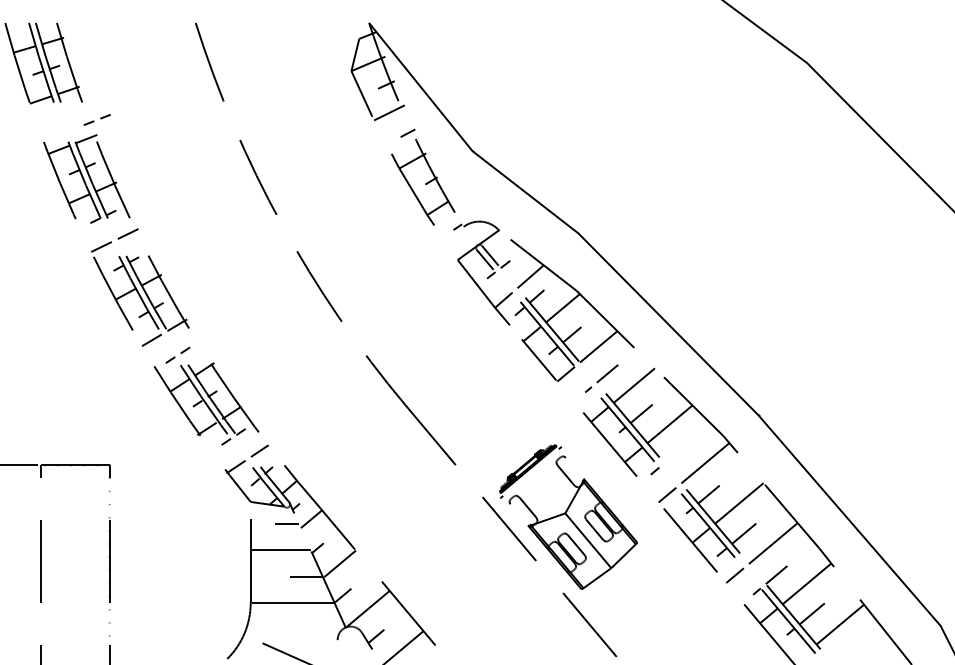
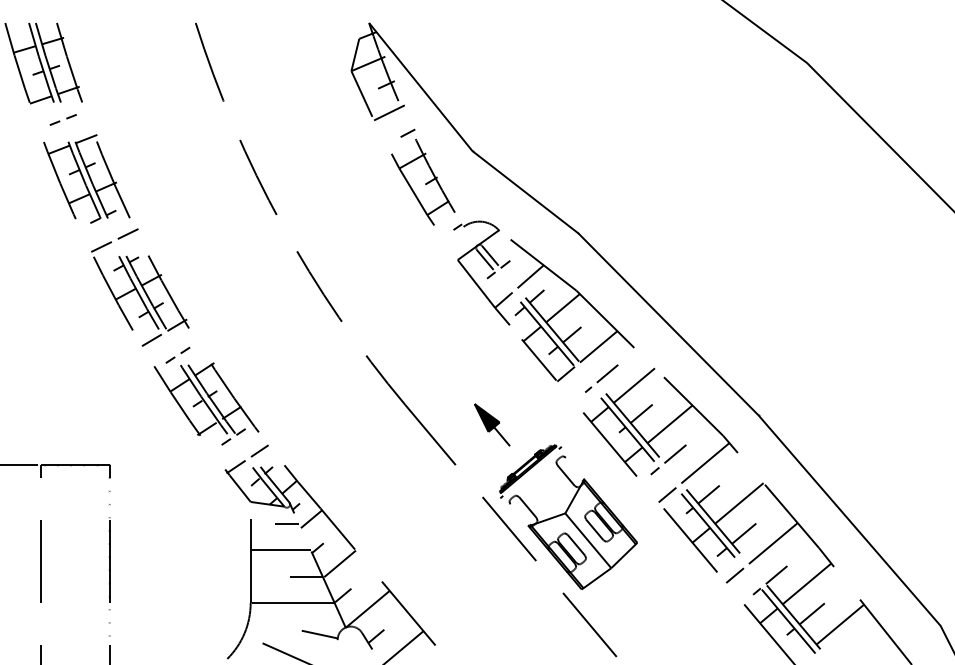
part position: (96, 119) -> (62, 119) (62, 119)
part: none -> present (492, 424)
line: none -> present (675, 453)
line: none -> present (319, 634)
